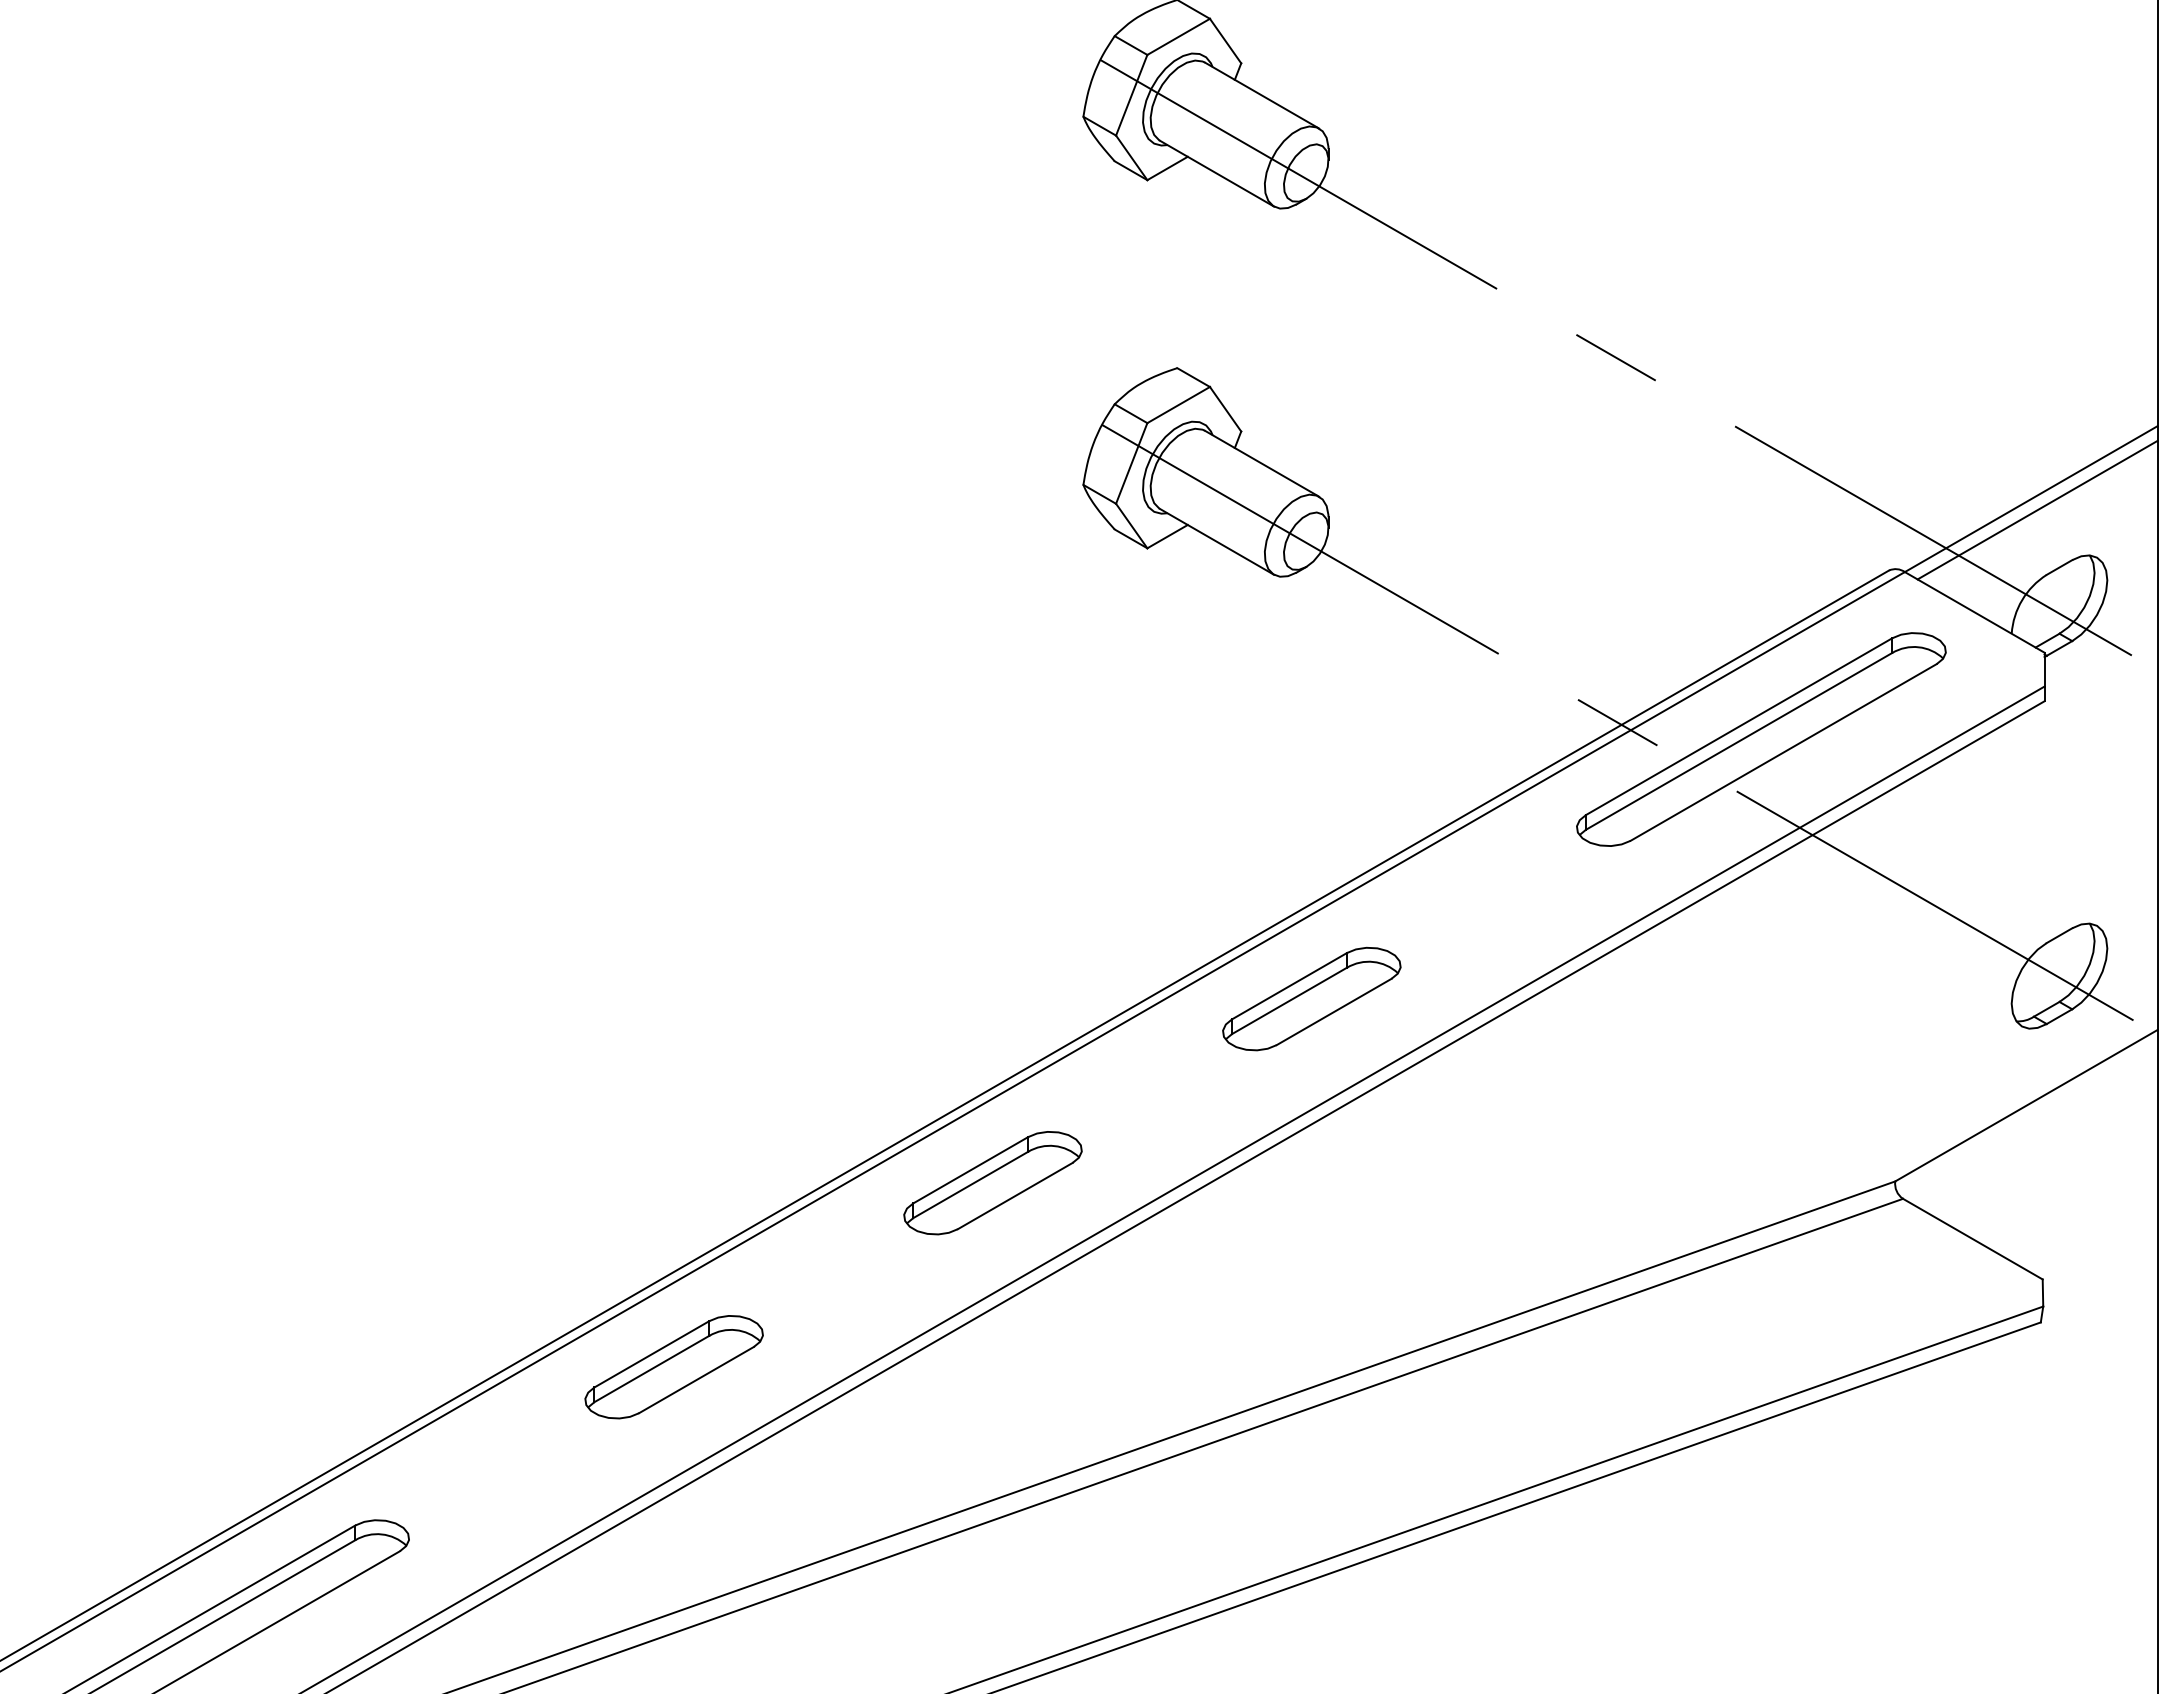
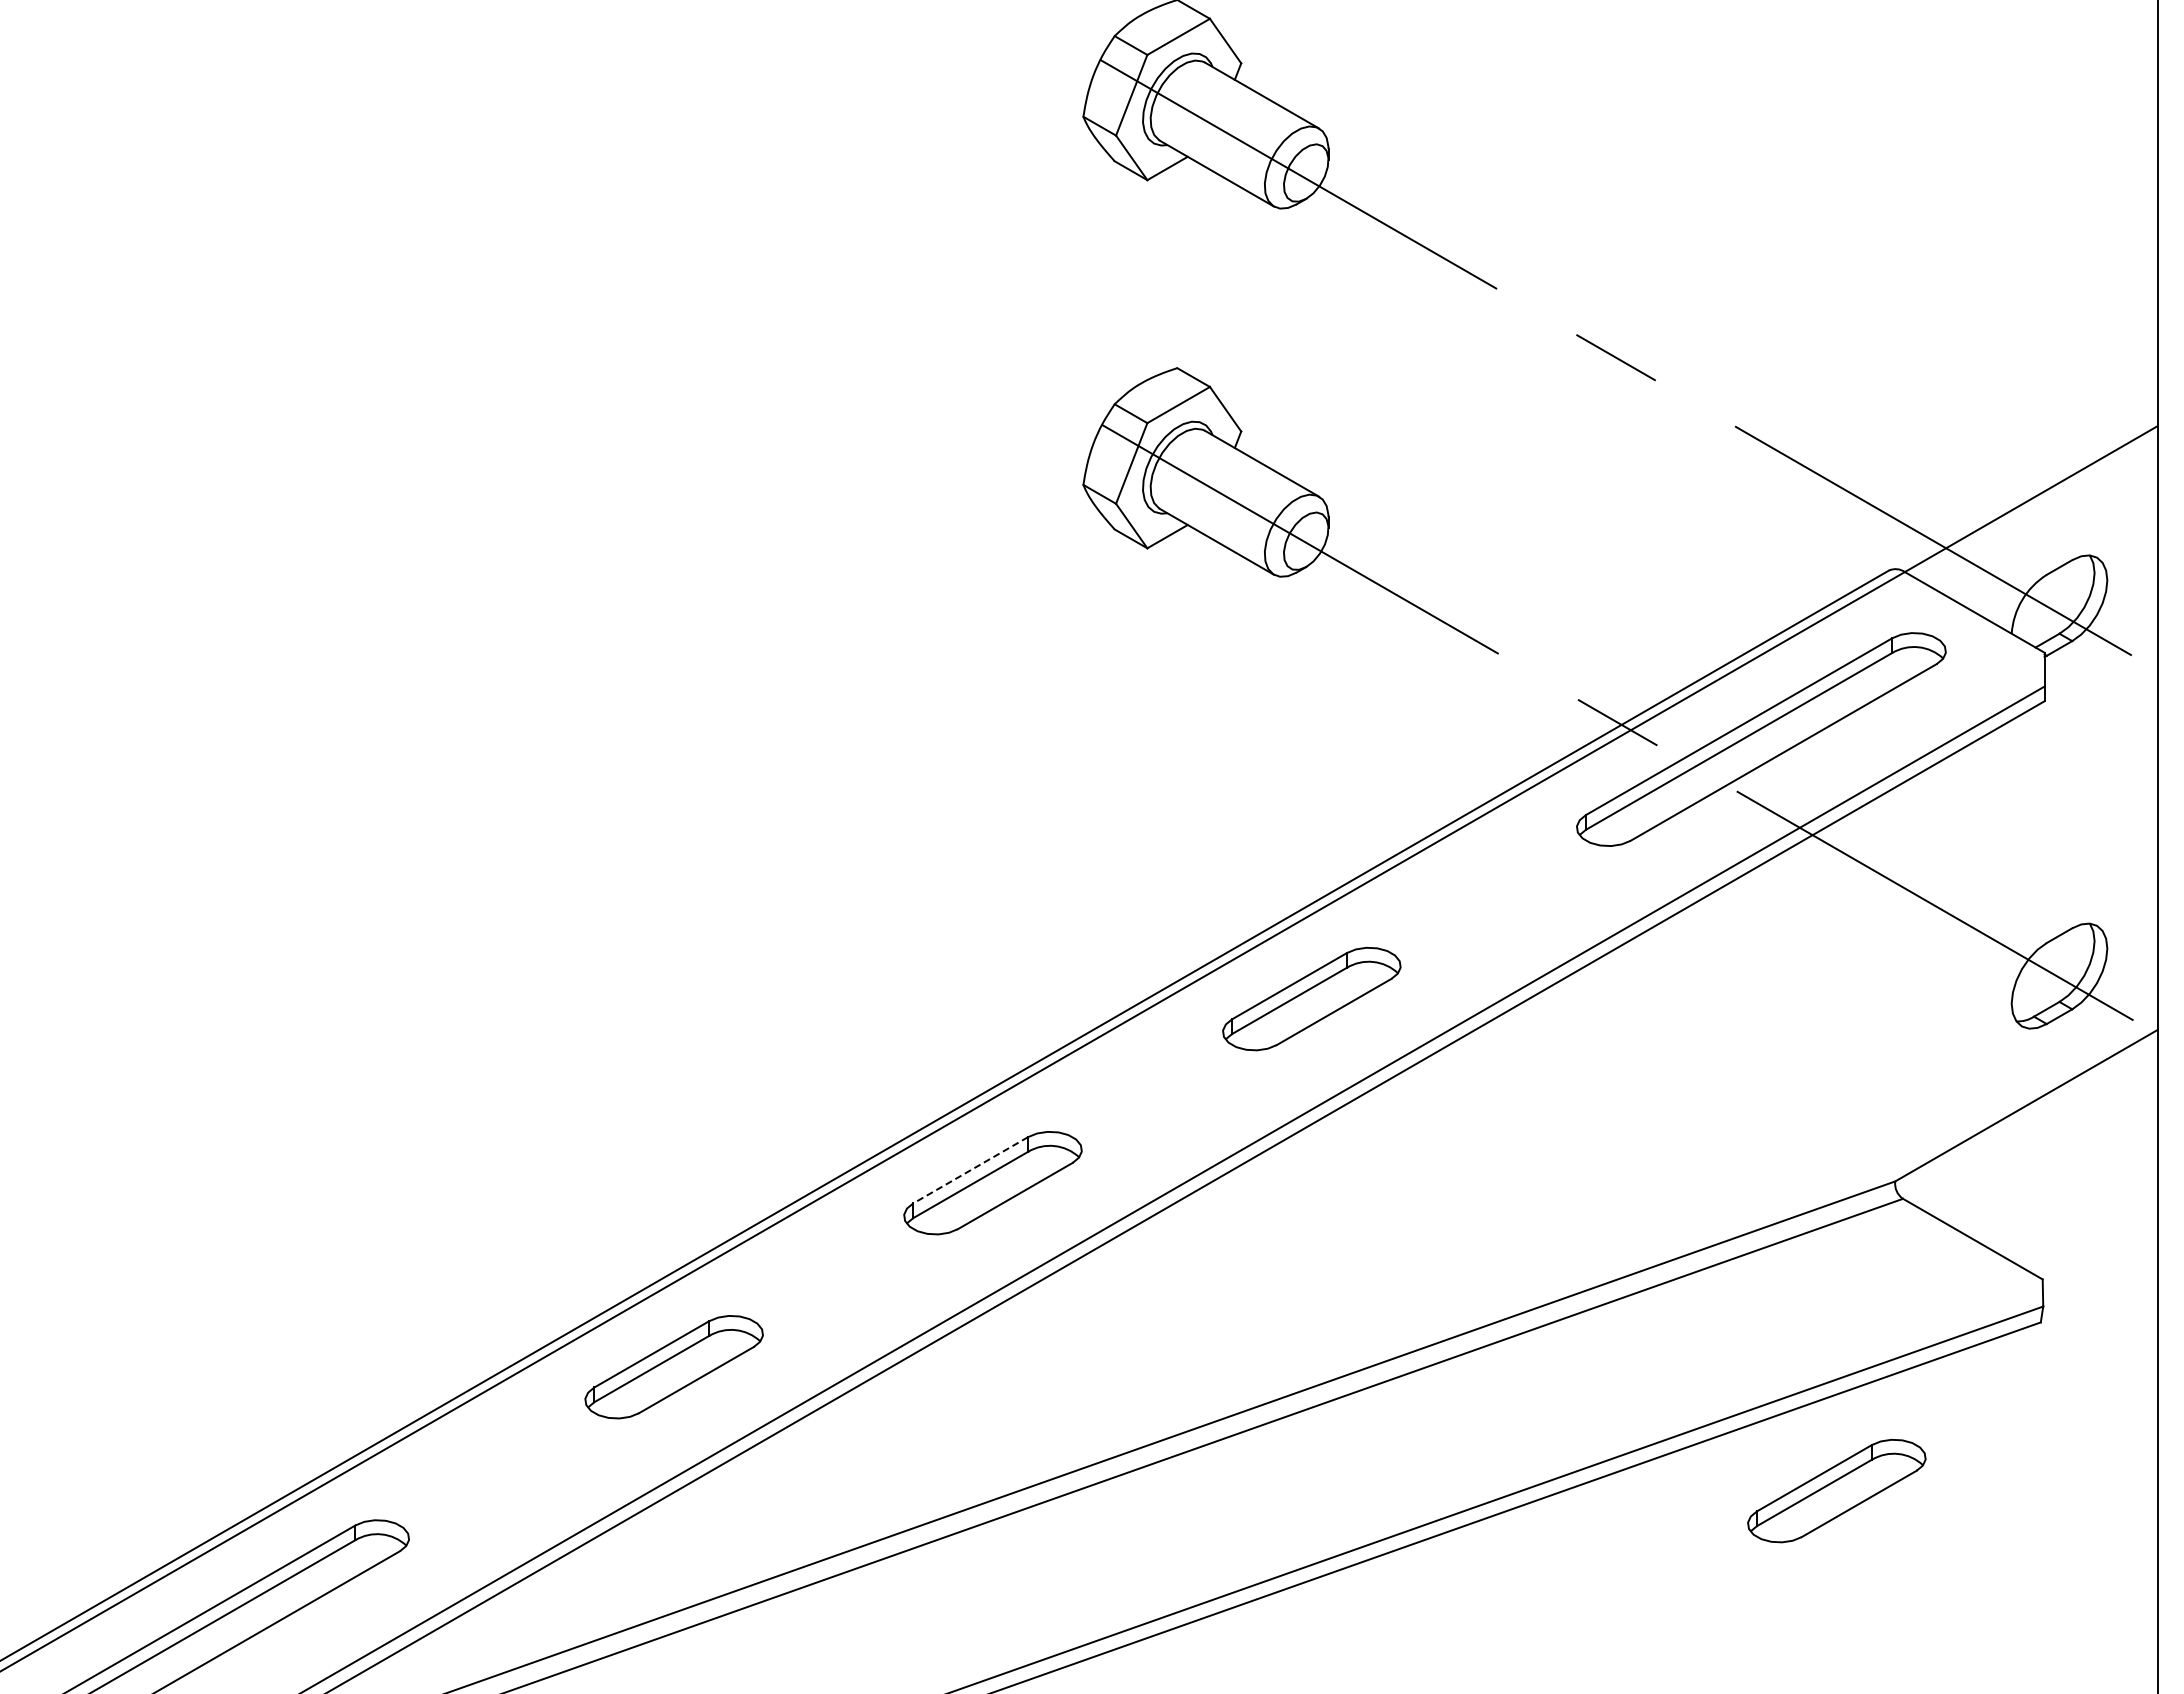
line: present -> none (2037, 509)
line: solid -> dashed (970, 1170)
part: none -> present (1836, 1490)
